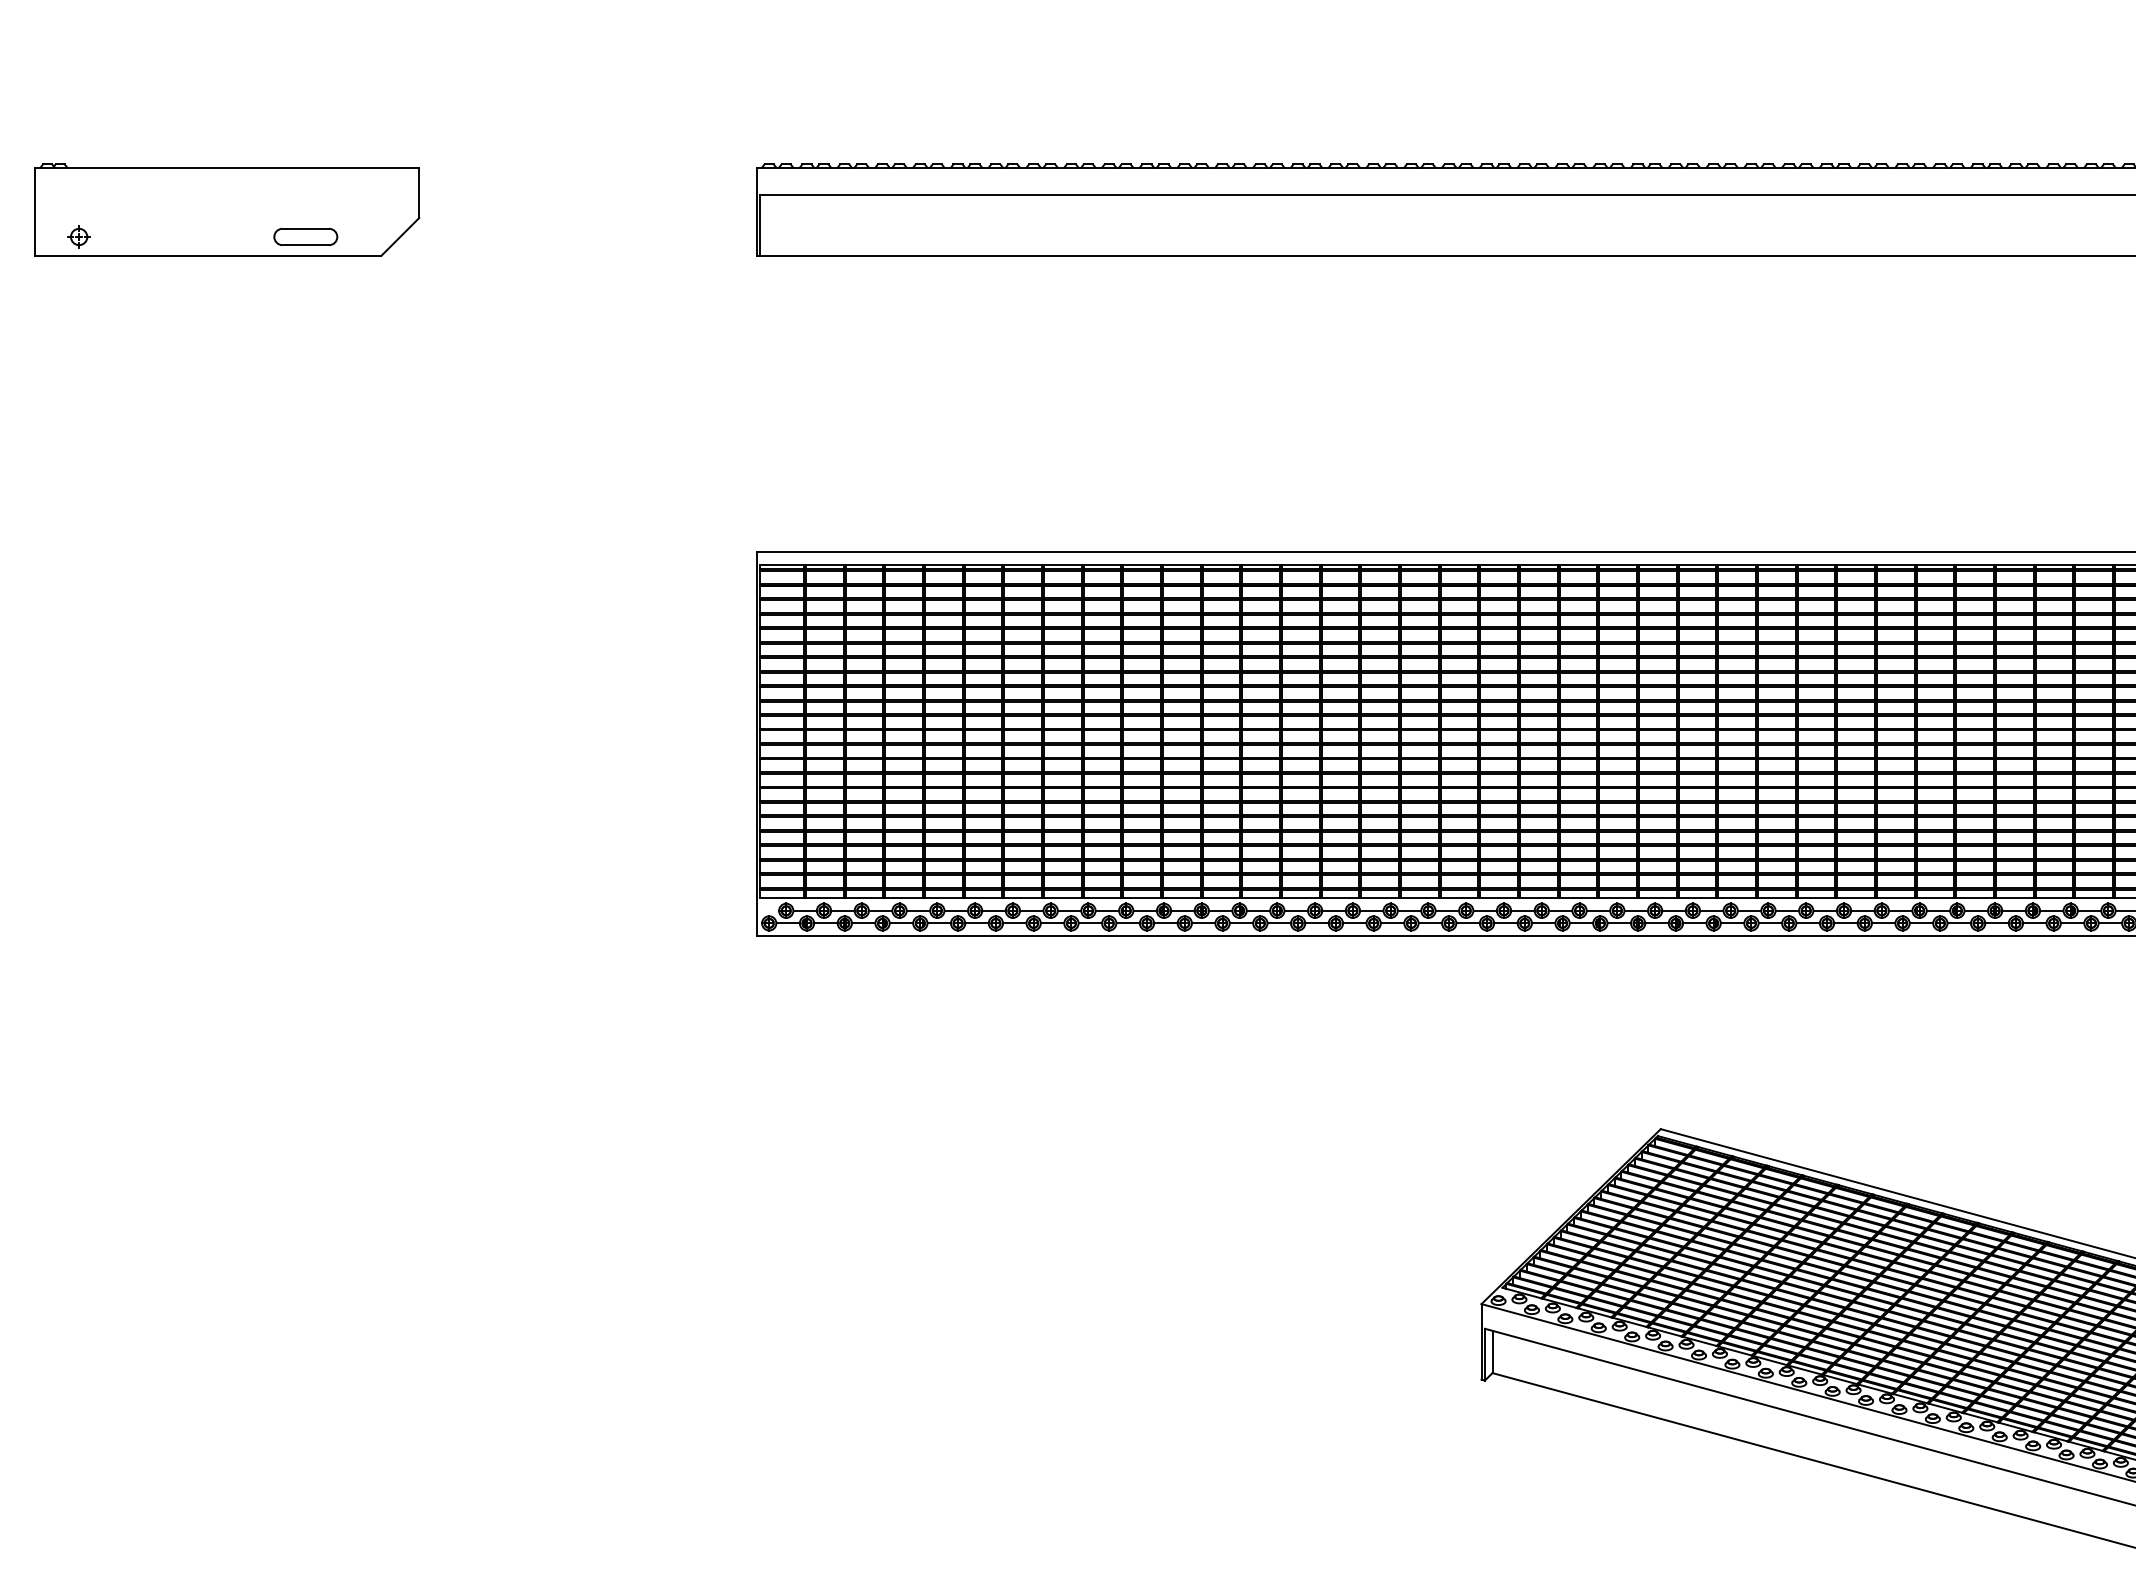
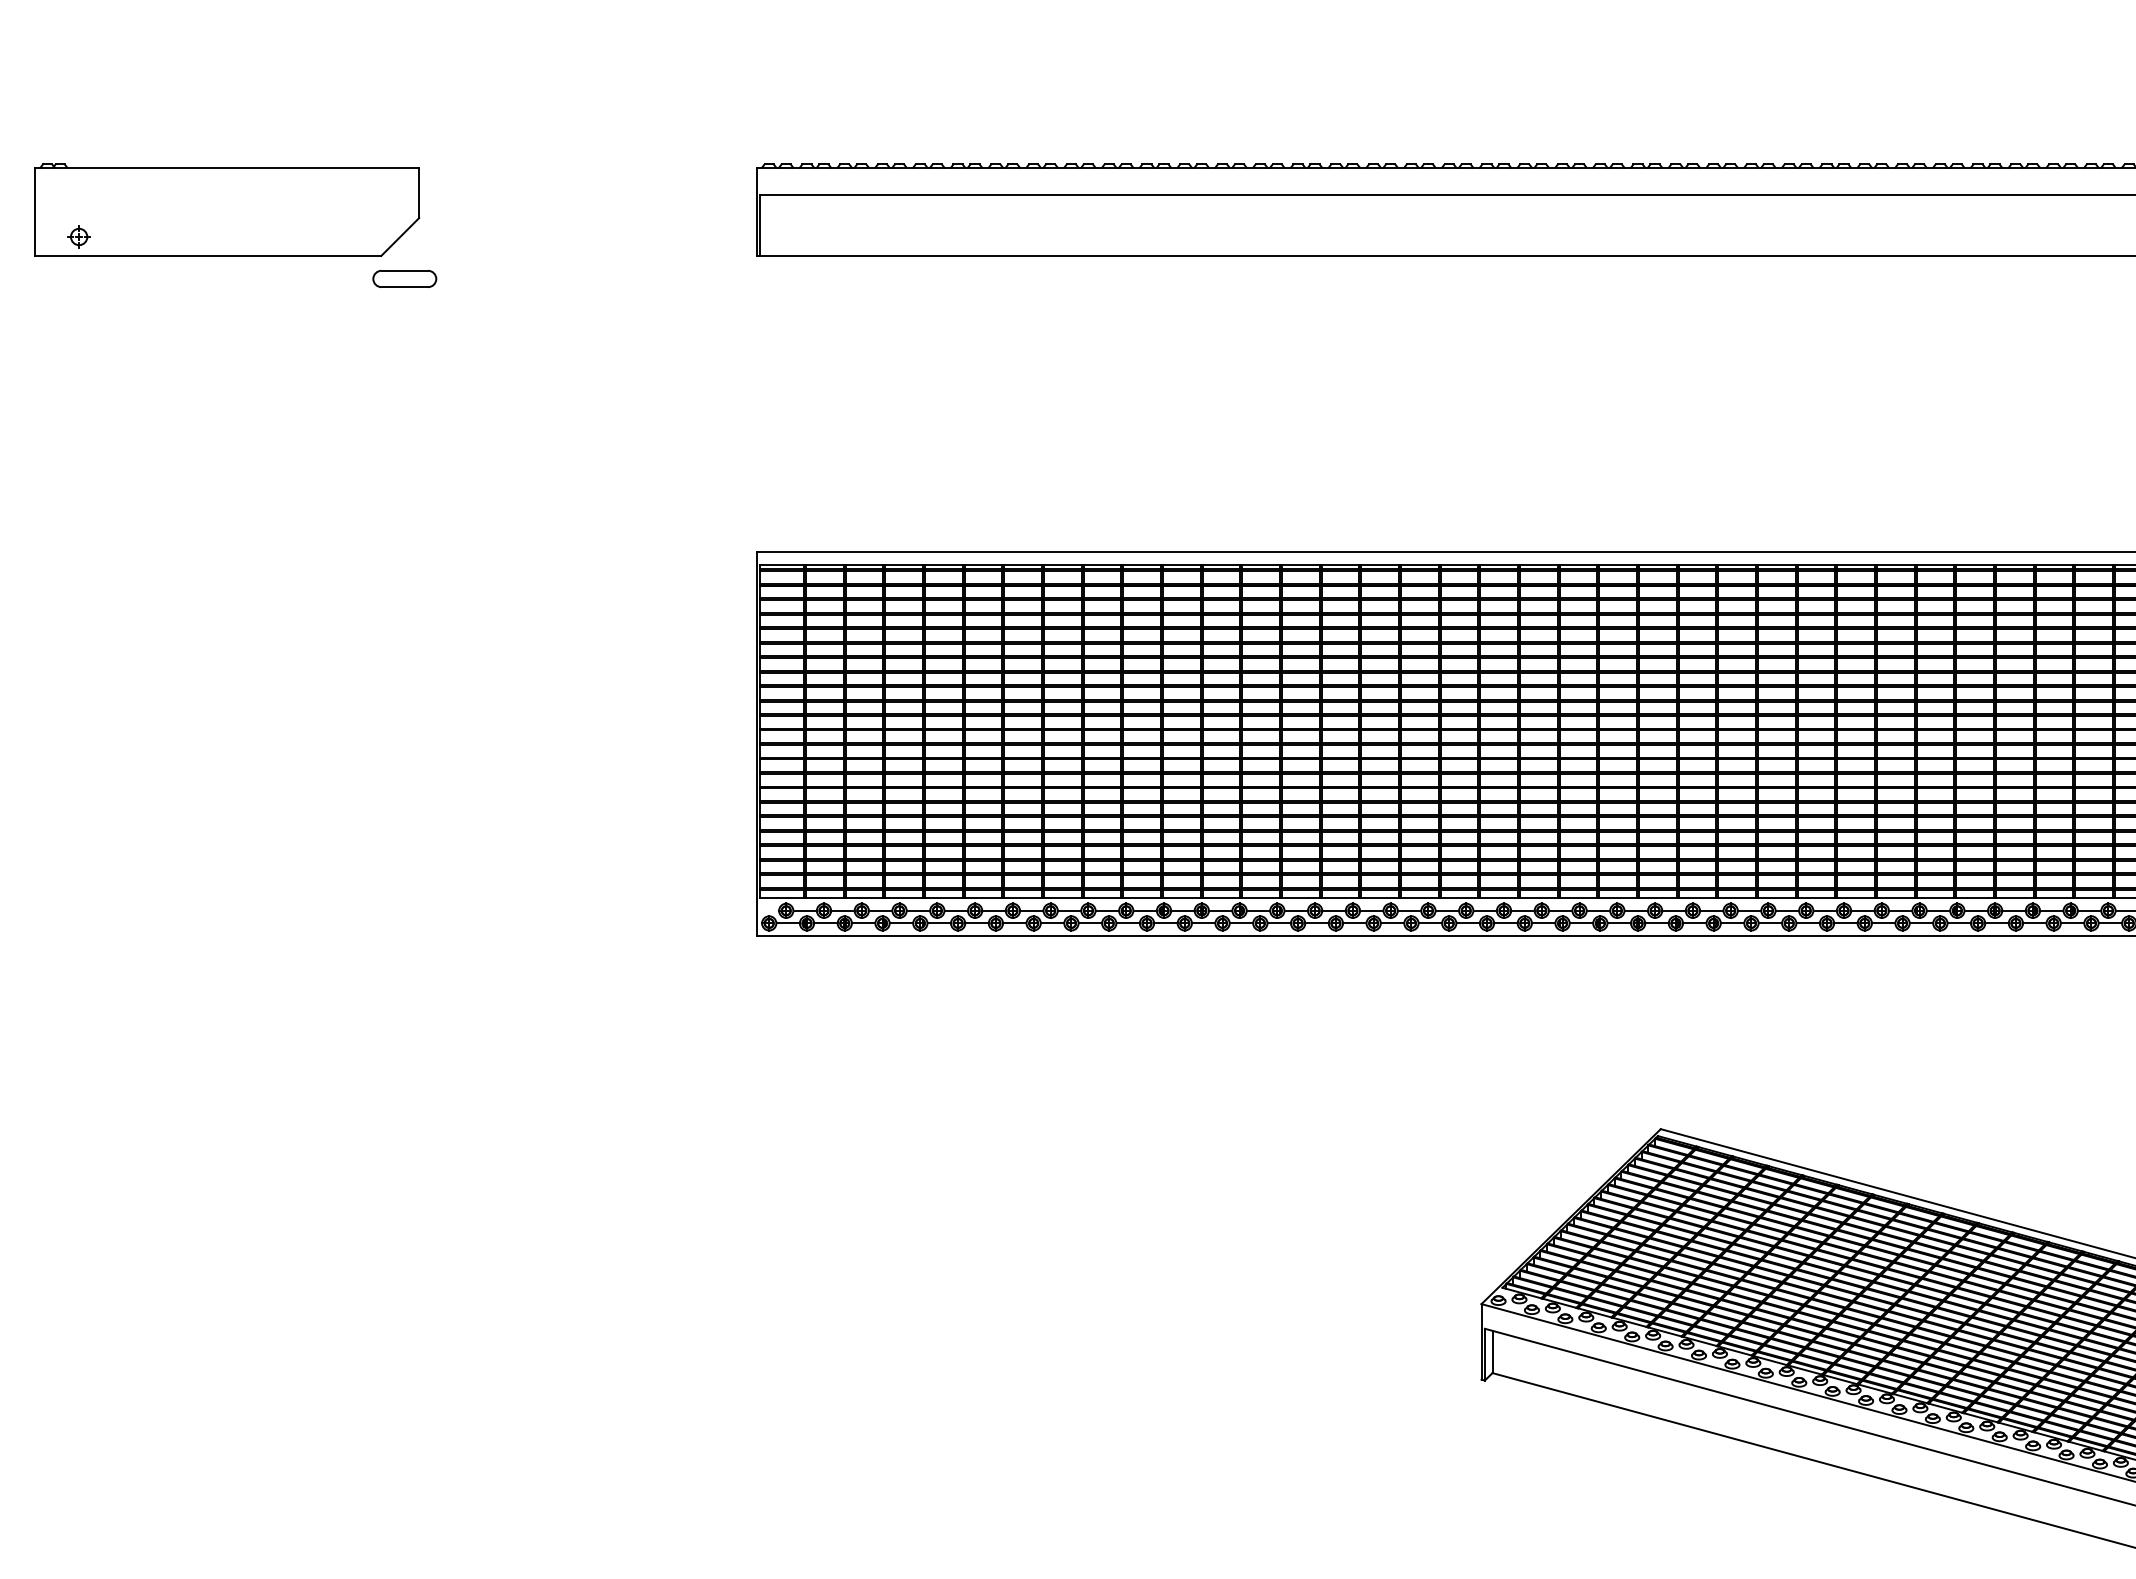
part position: (305, 236) -> (404, 278) (404, 278)
